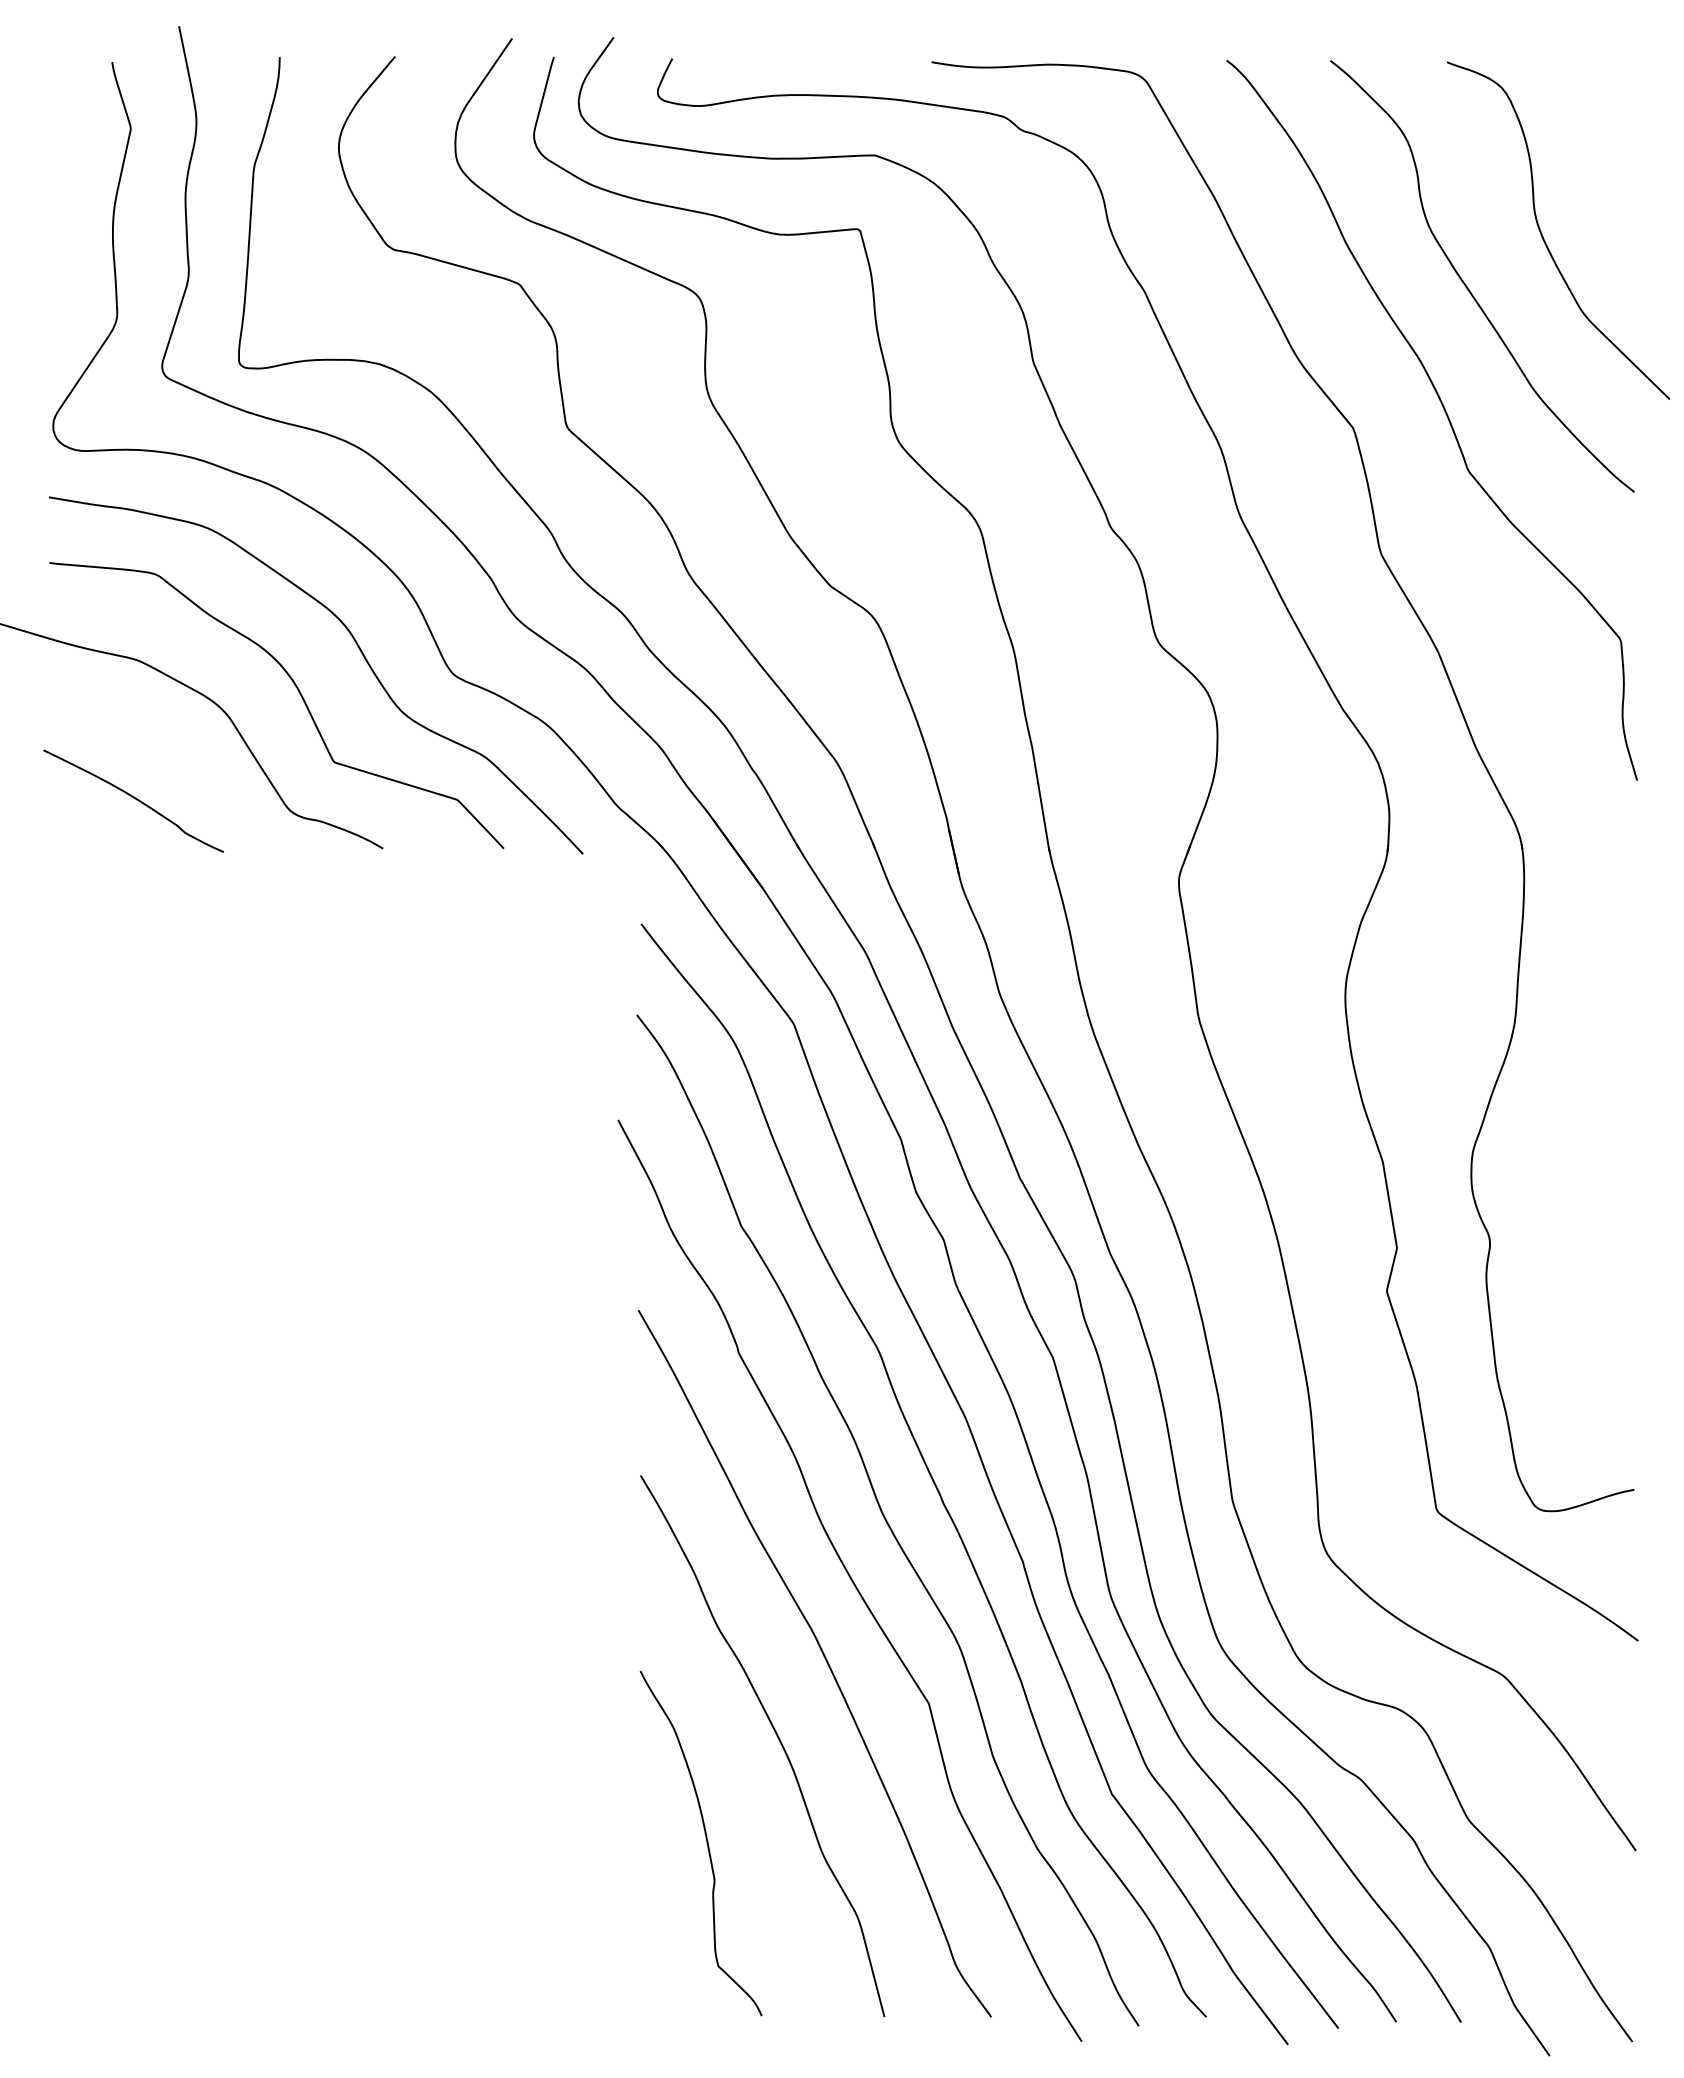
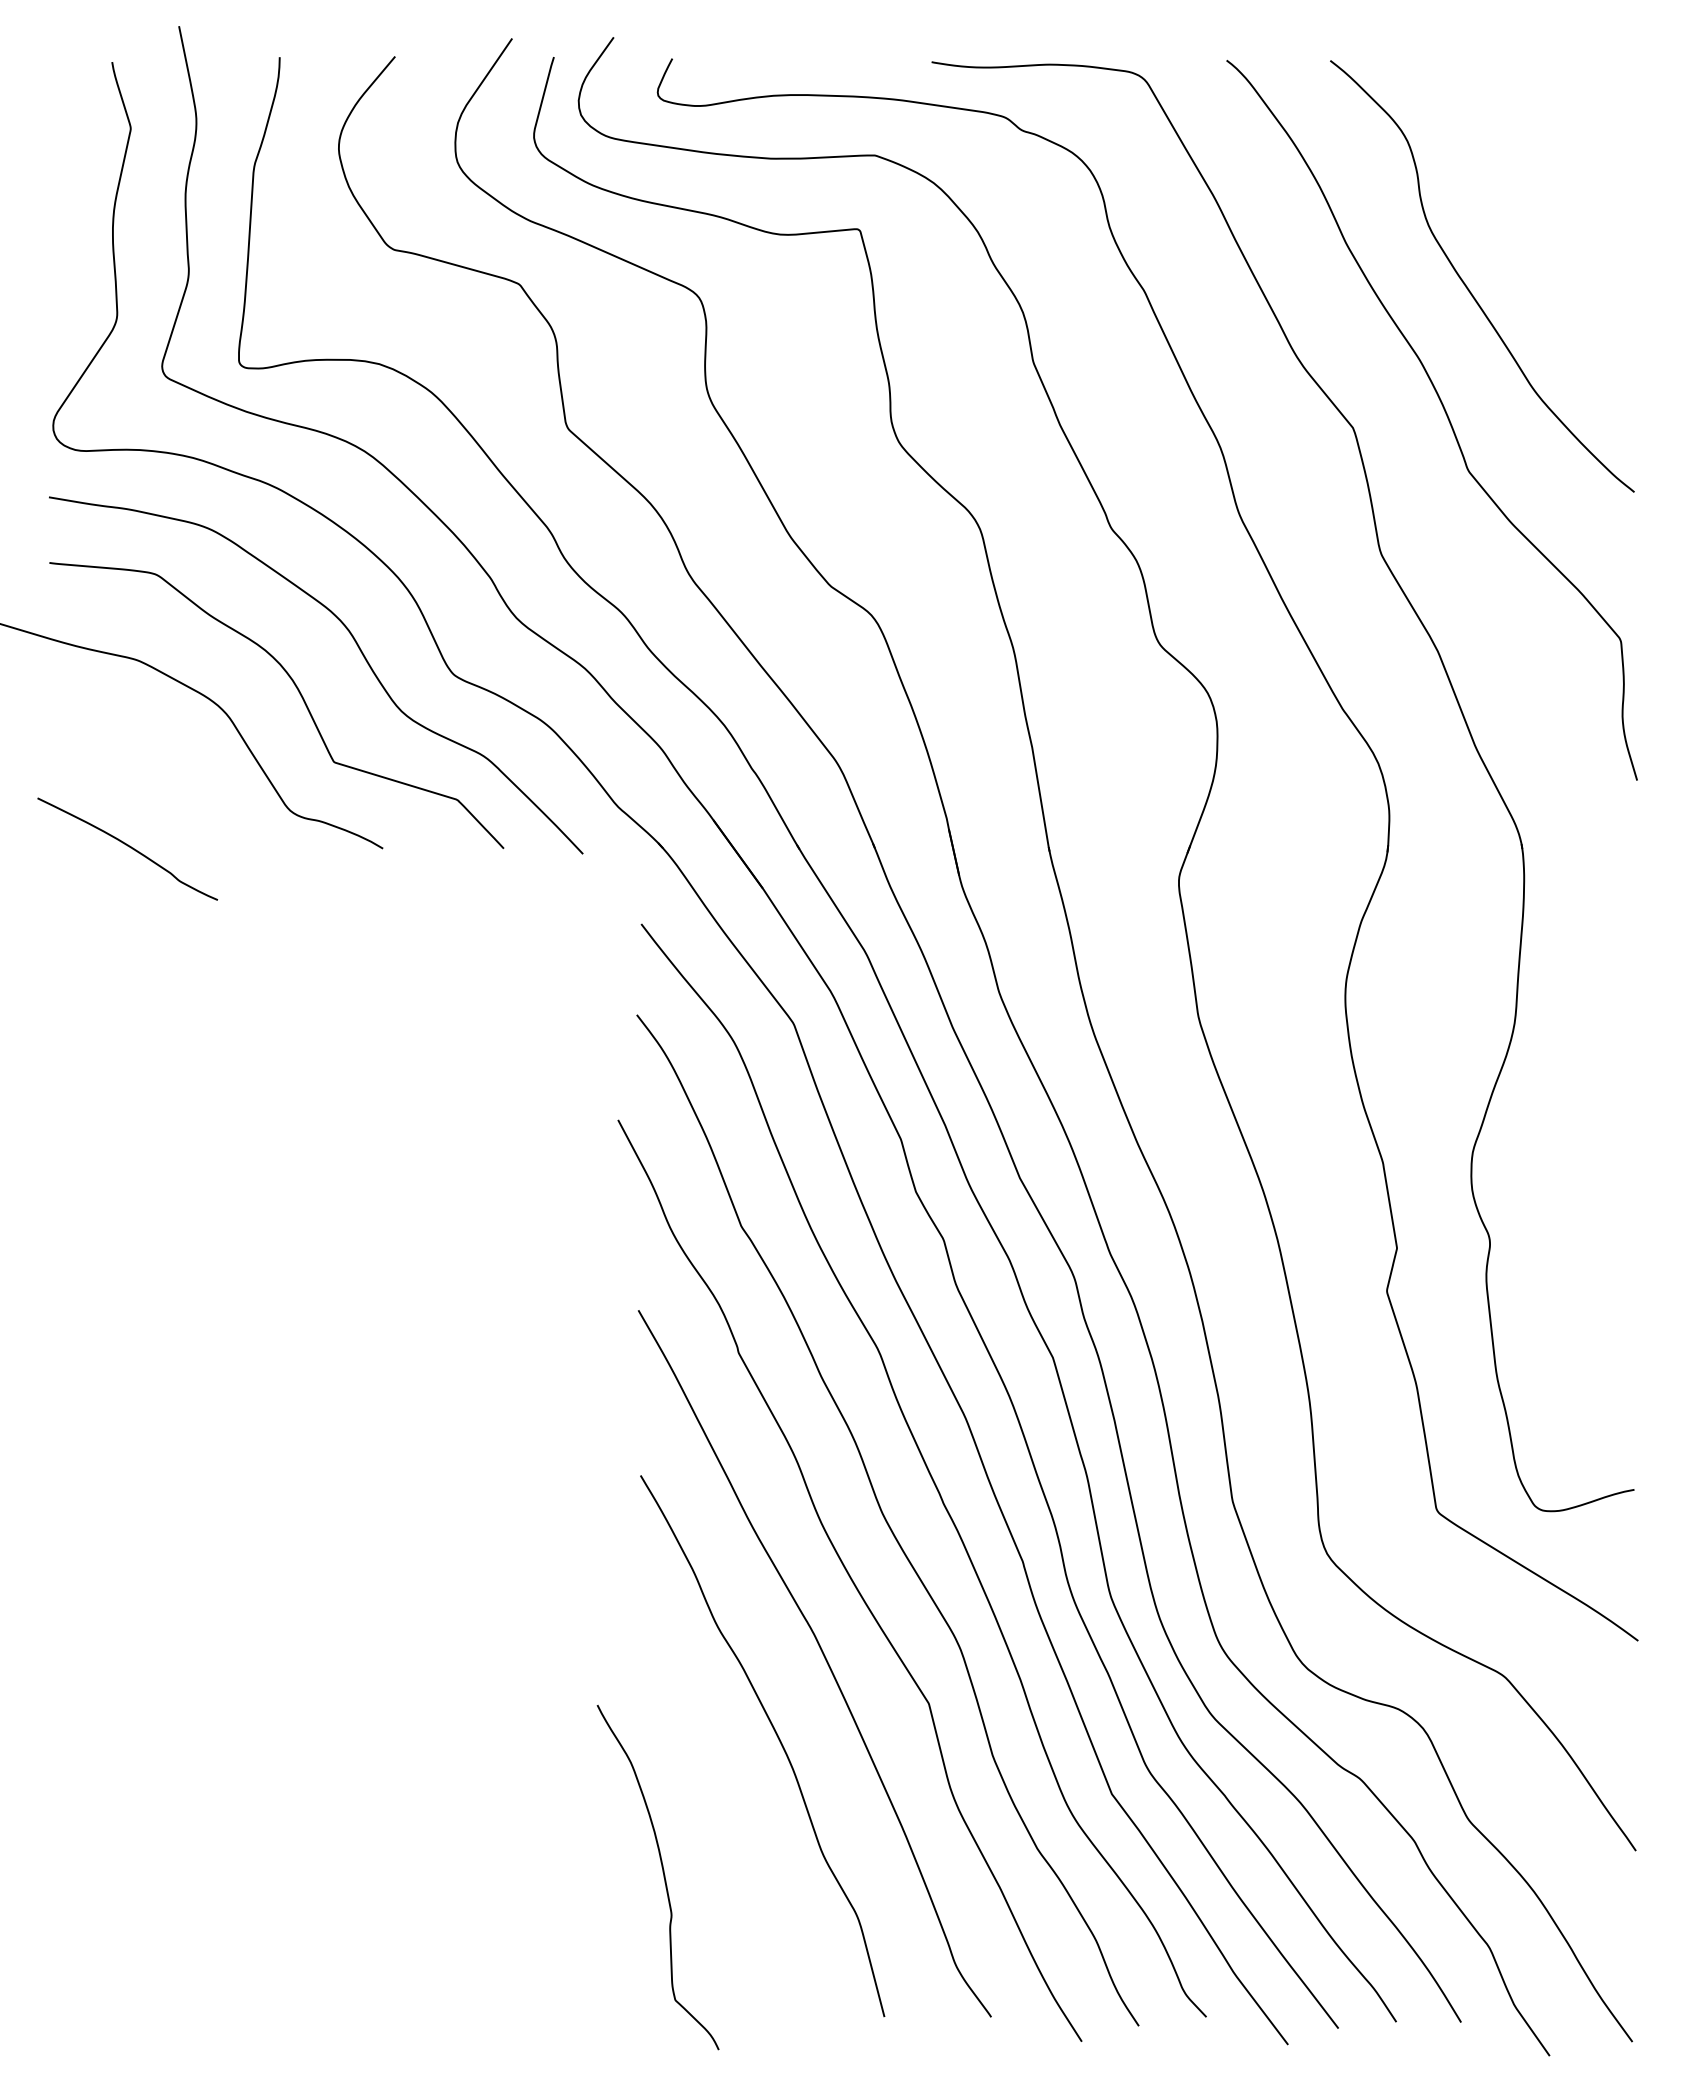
curve: present -> none (1544, 238)
curve position: (133, 798) -> (127, 846) (127, 846)
curve position: (706, 1843) -> (663, 1877) (663, 1877)
